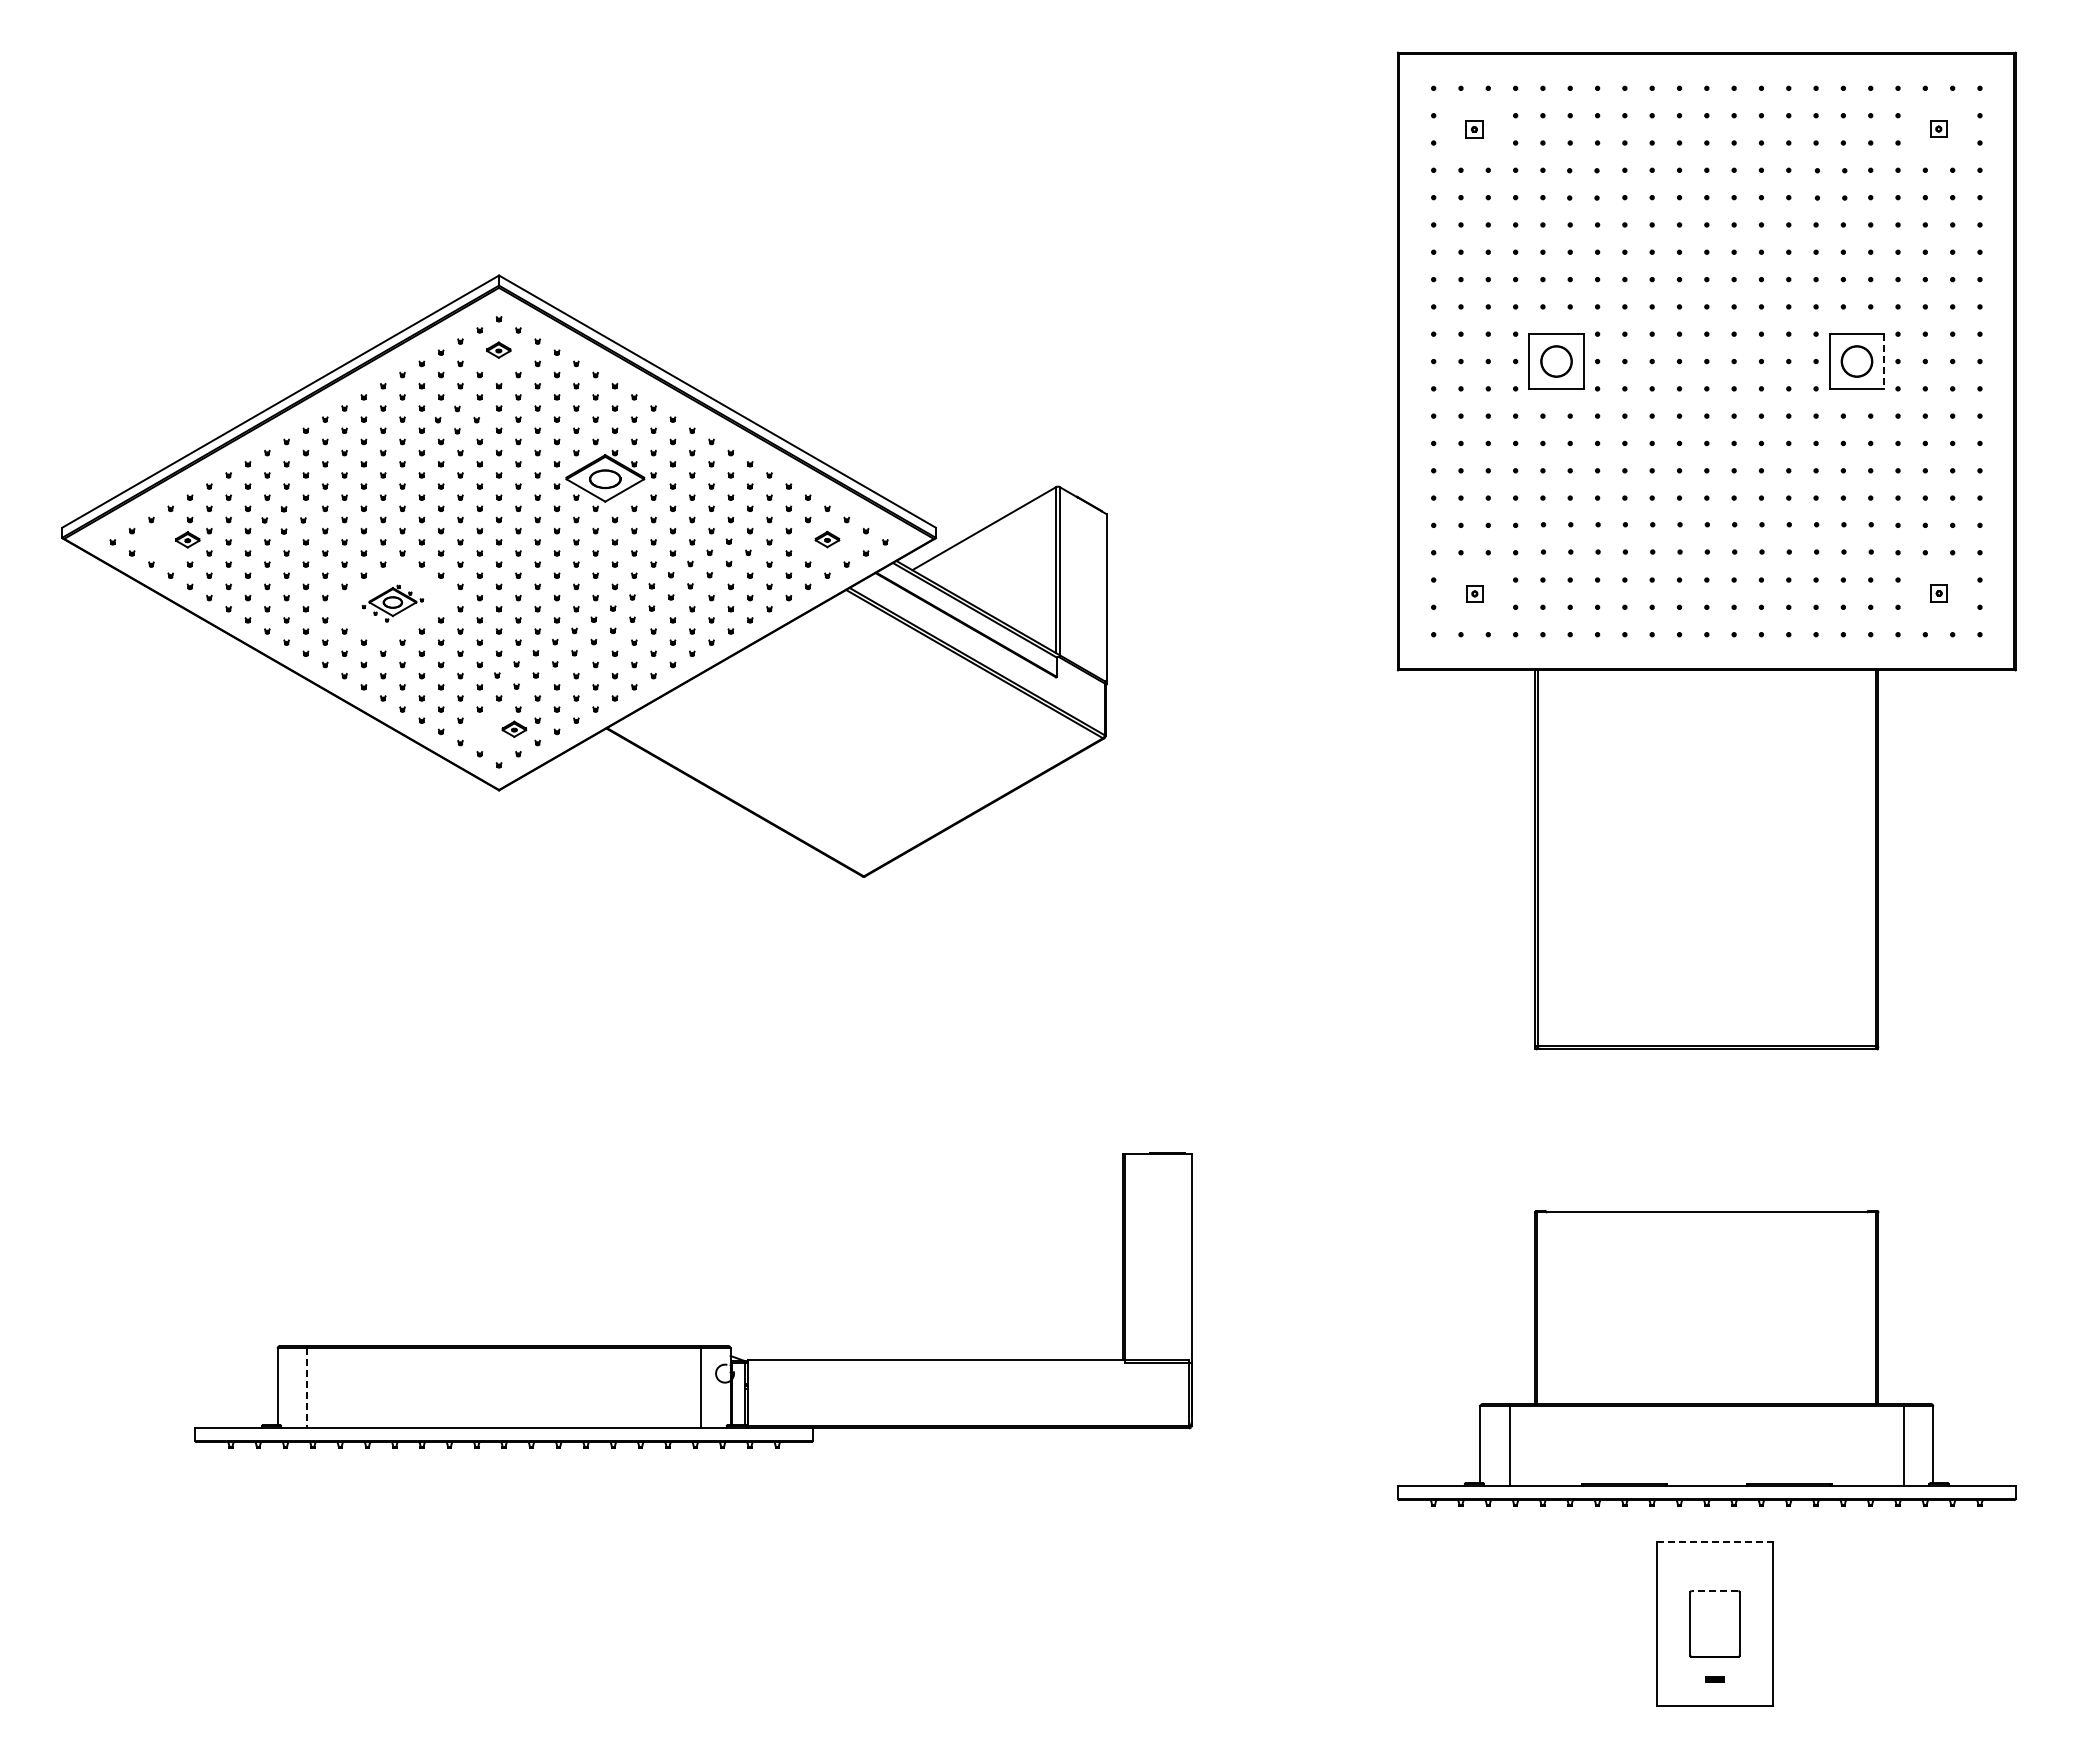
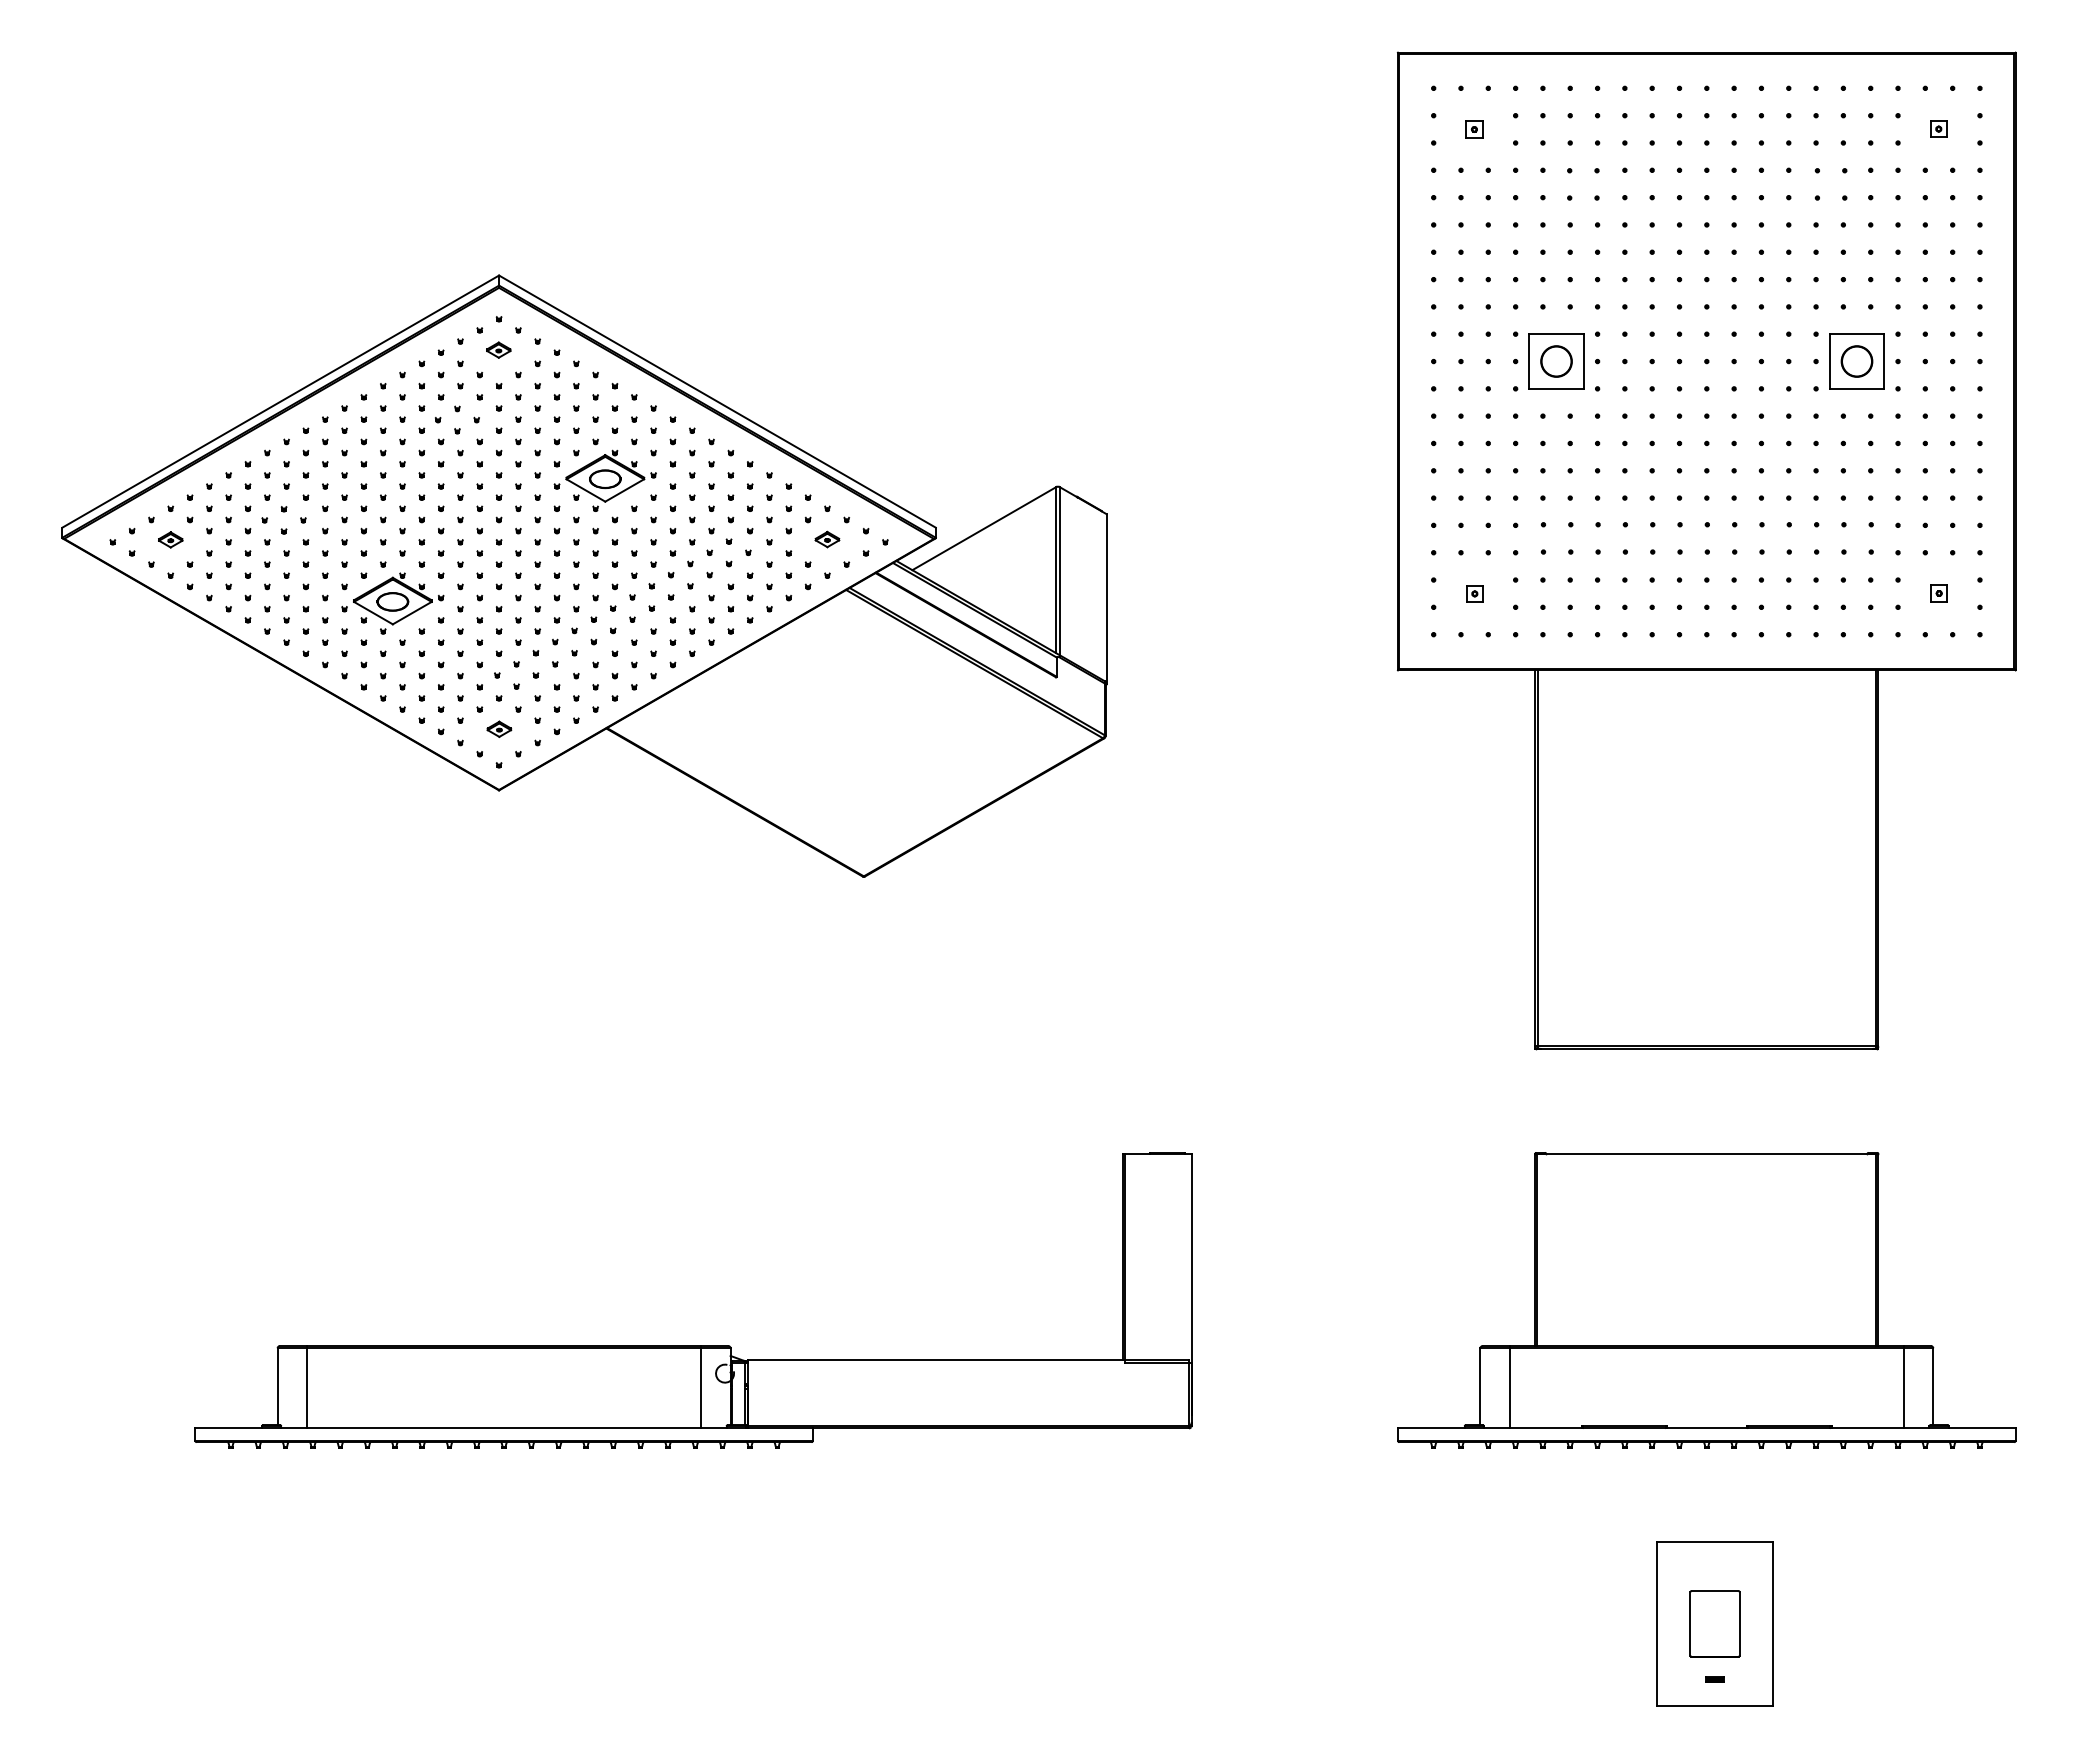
line: dashed -> solid (1884, 362)
part position: (187, 539) -> (170, 539) (170, 539)
part size: 64x39 px -> 104x63 px (392, 603)
part position: (514, 728) -> (499, 728) (499, 728)
part position: (1706, 1358) -> (1706, 1300) (1706, 1300)
line: dashed -> solid (307, 1388)
line: dashed -> solid (1715, 1541)
line: dashed -> solid (1714, 1590)
